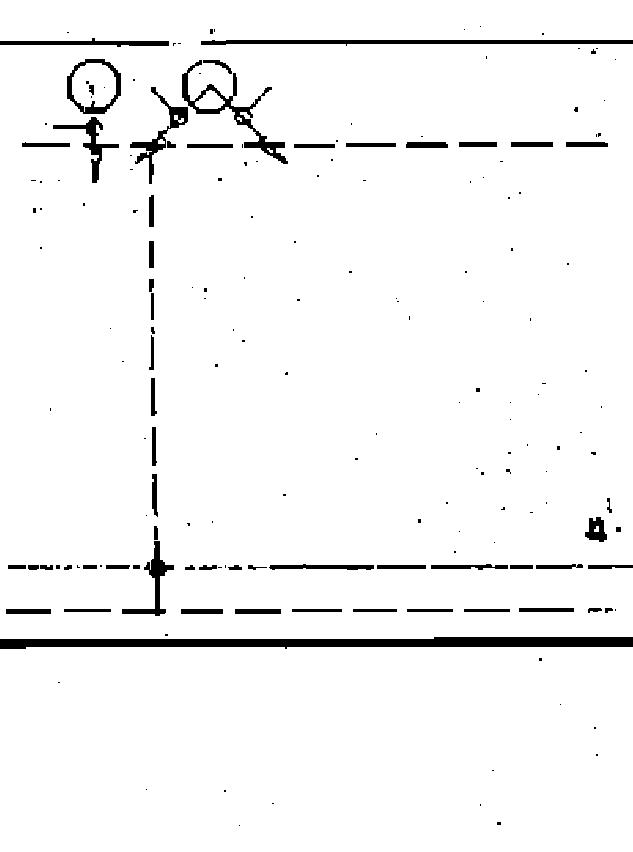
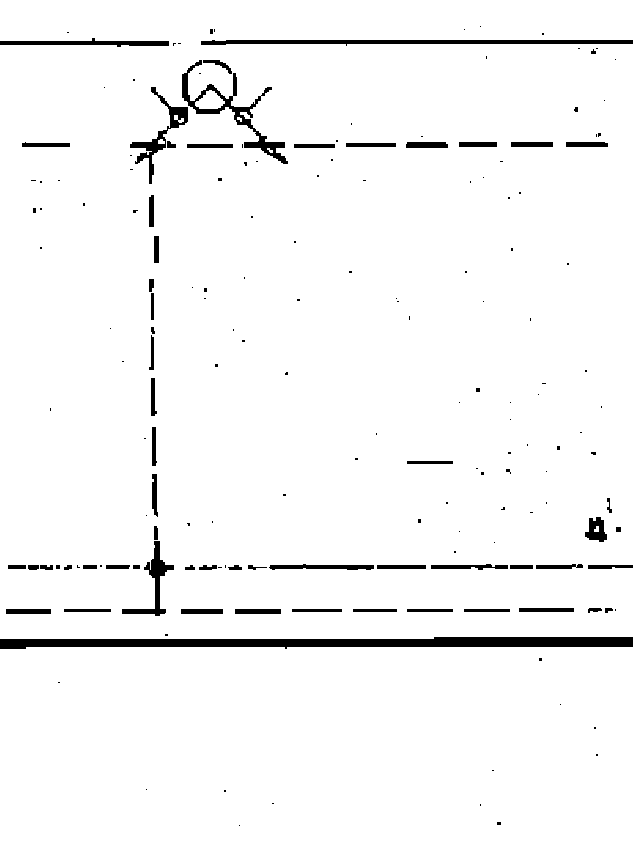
part: present -> none (82, 120)
line position: (151, 254) -> (156, 249) (156, 249)
line: none -> present (429, 462)
